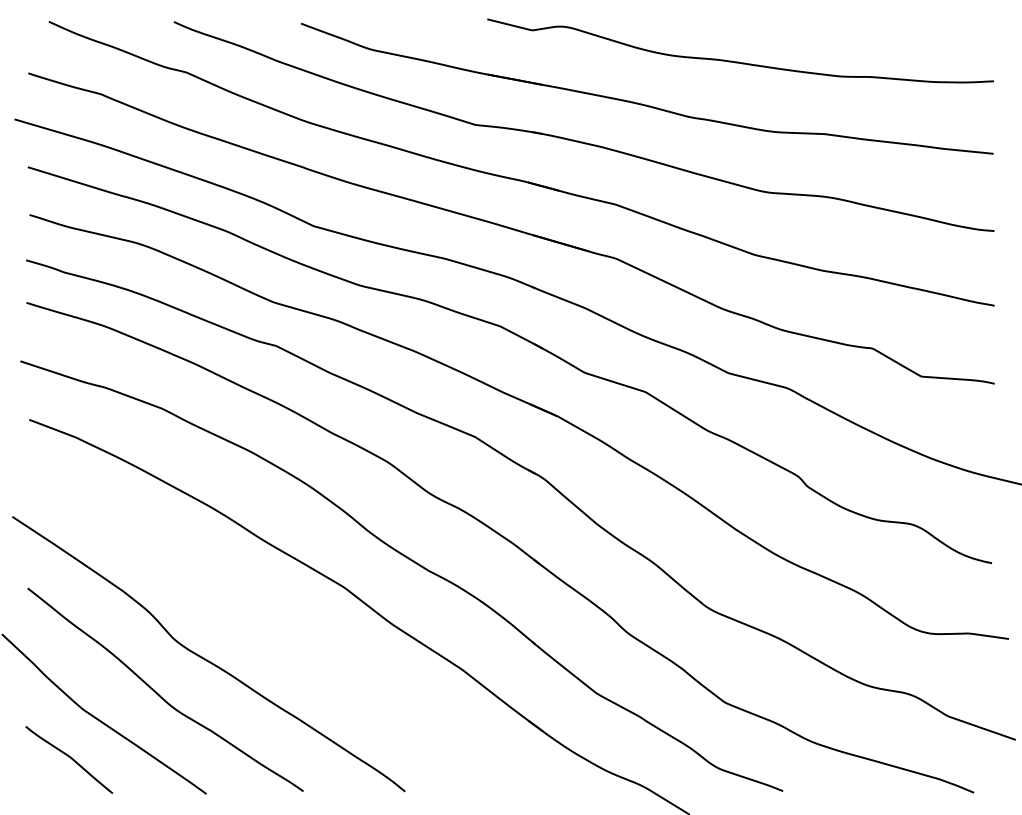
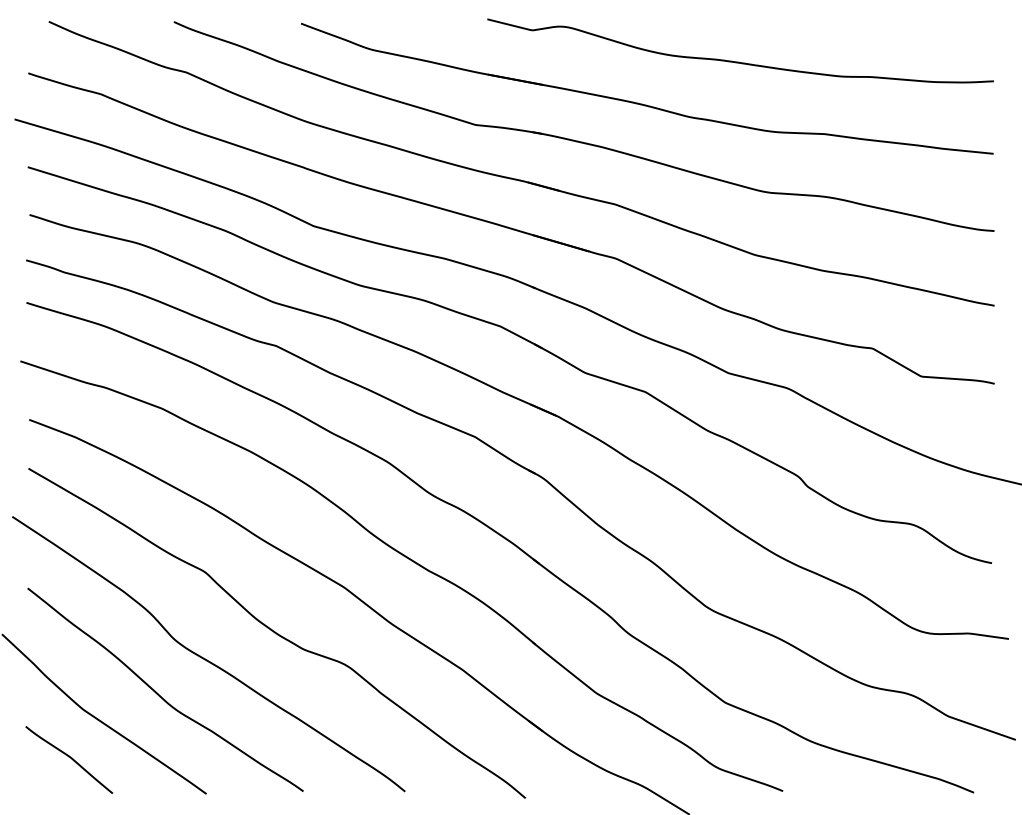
curve: none -> present (276, 633)
